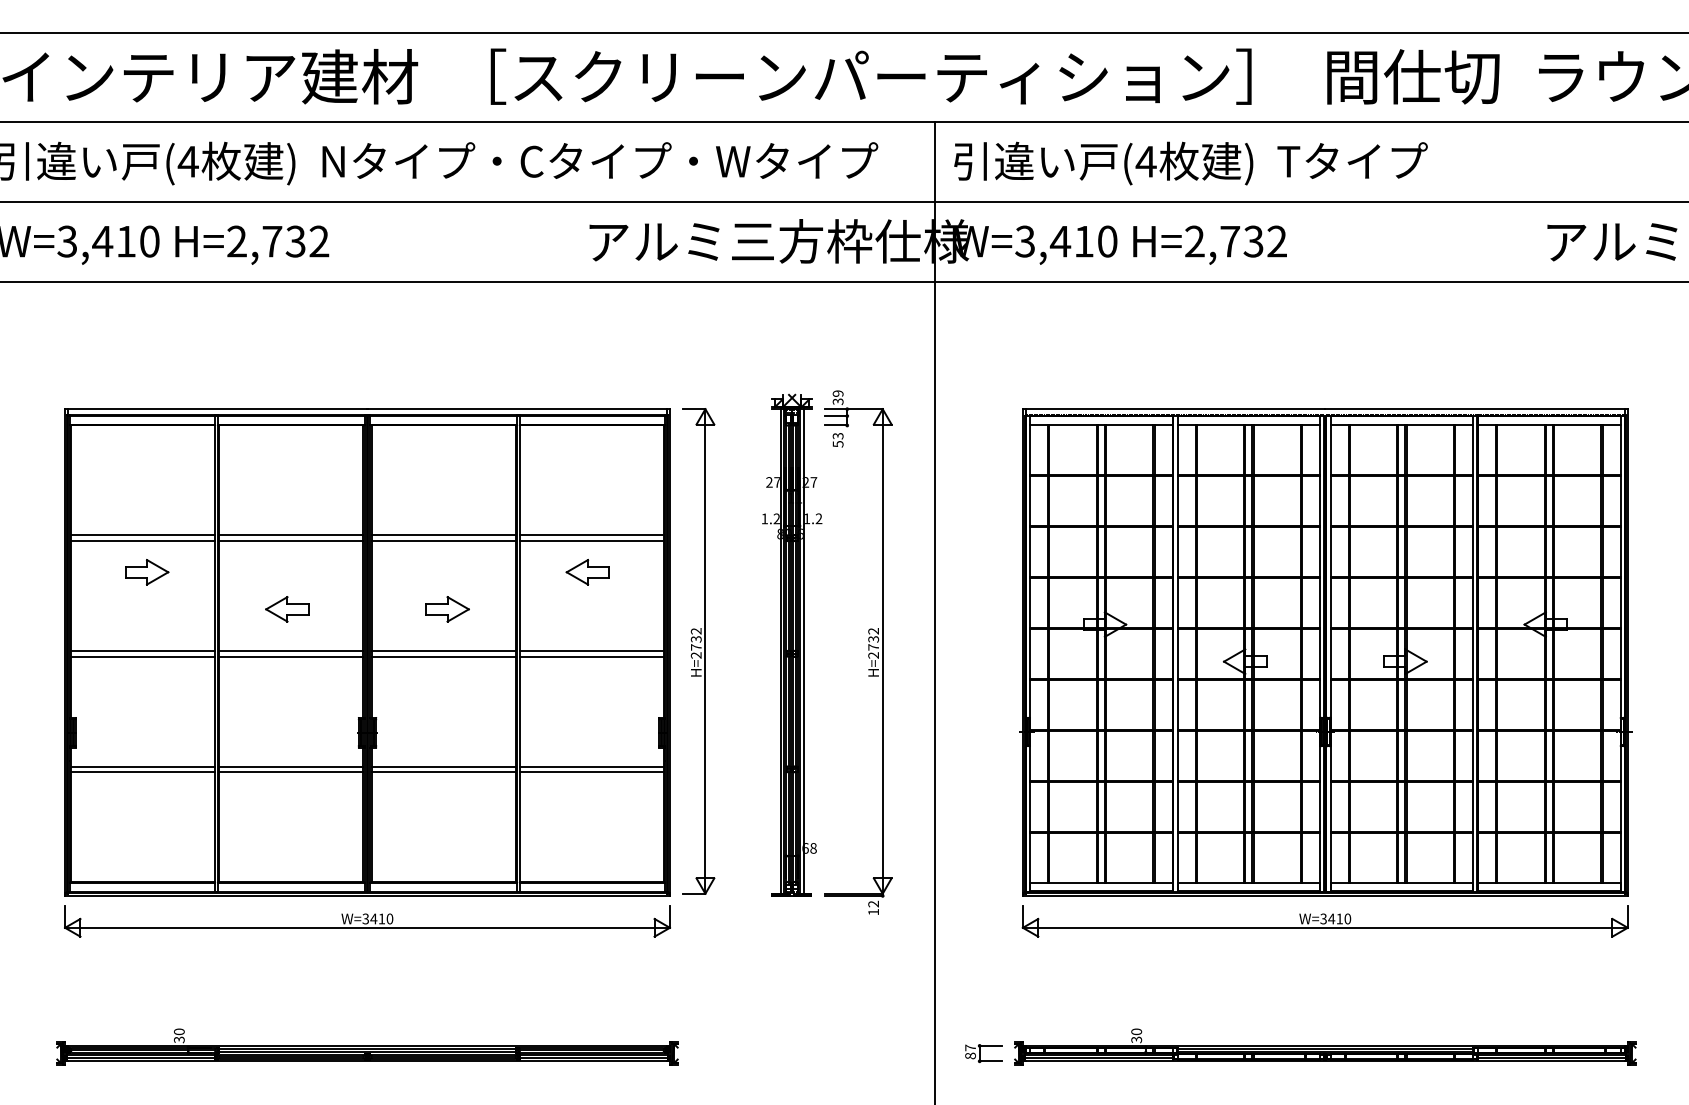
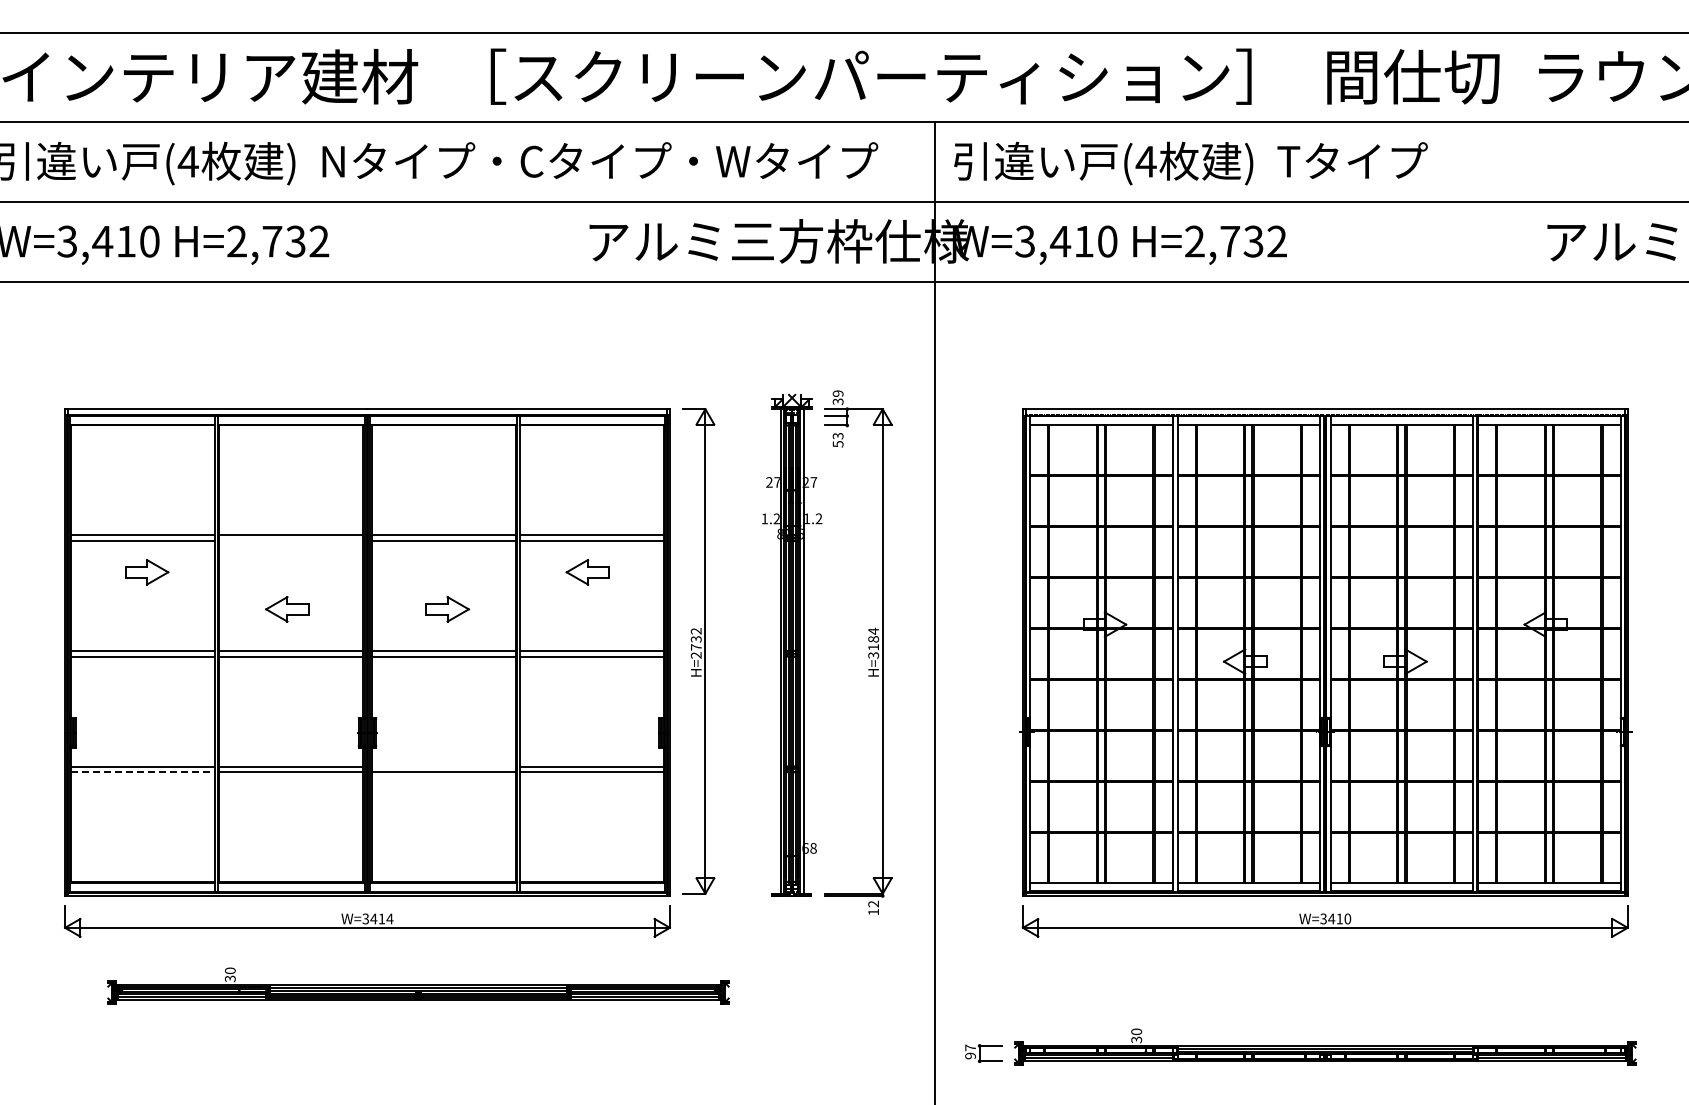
line: present -> none (291, 541)
text: H=2732 -> H=3184 (873, 642)
line: present -> none (443, 766)
line: solid -> dashed (143, 772)
text: W=3410 -> W=3414 (389, 918)
part position: (367, 1046) -> (418, 985) (418, 985)
text: 87 -> 97 (970, 1055)
